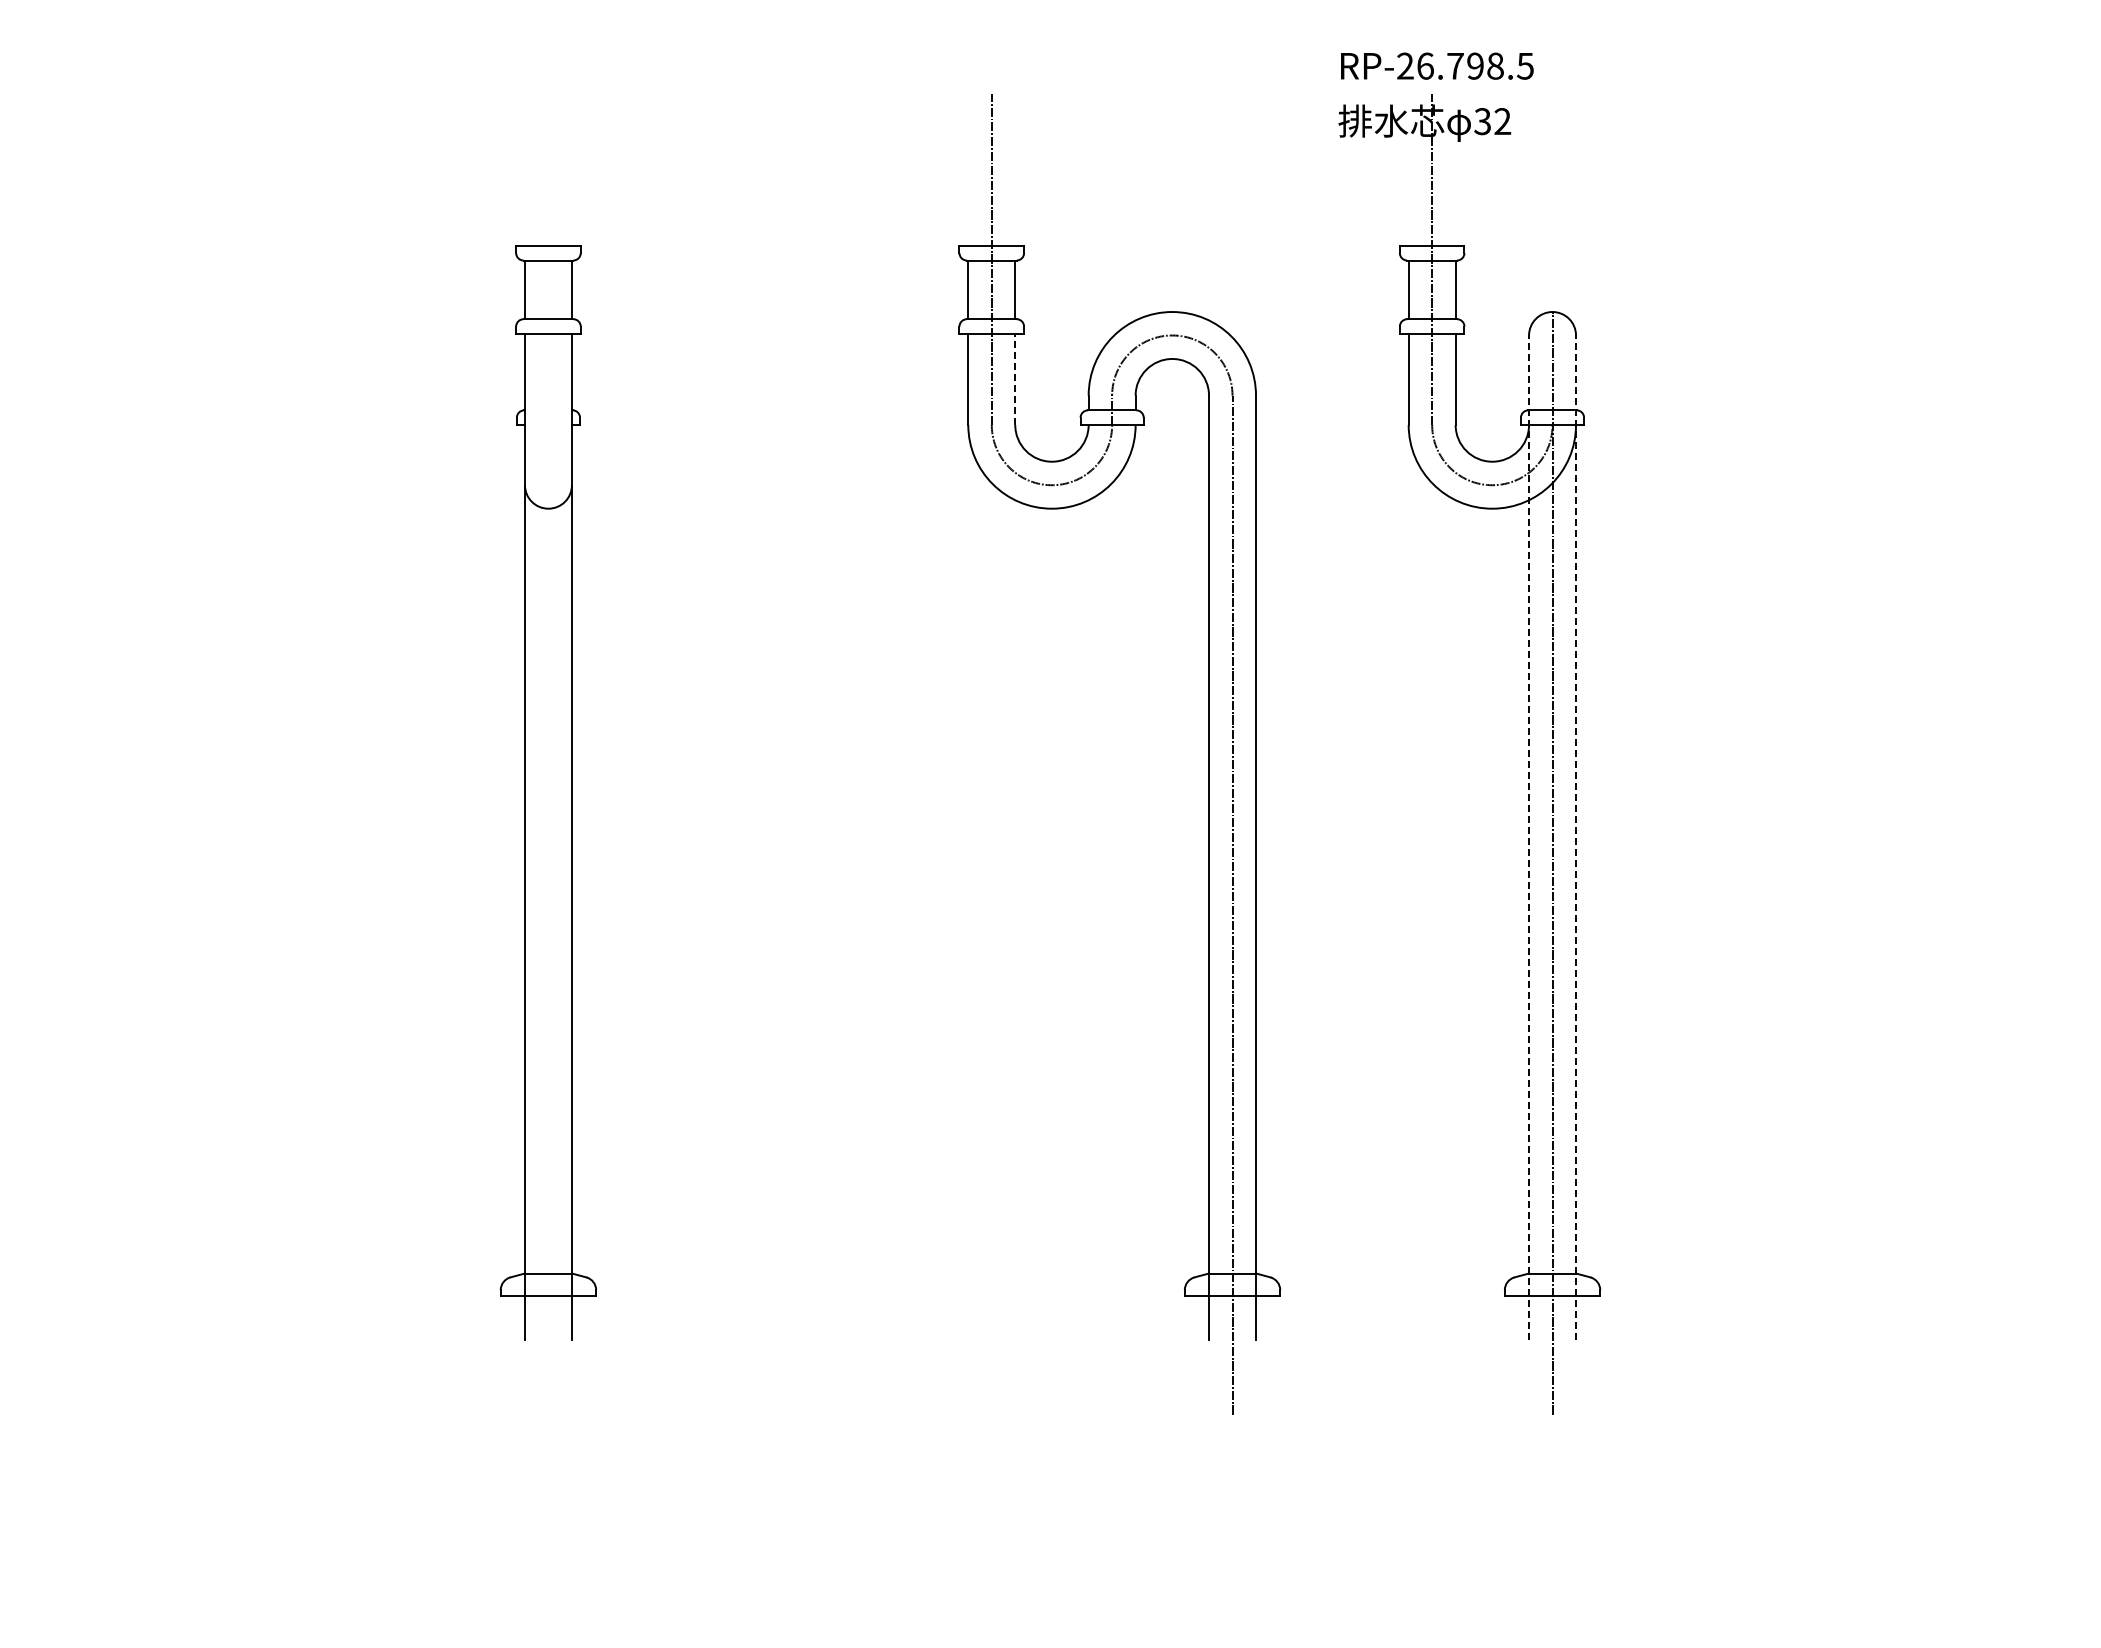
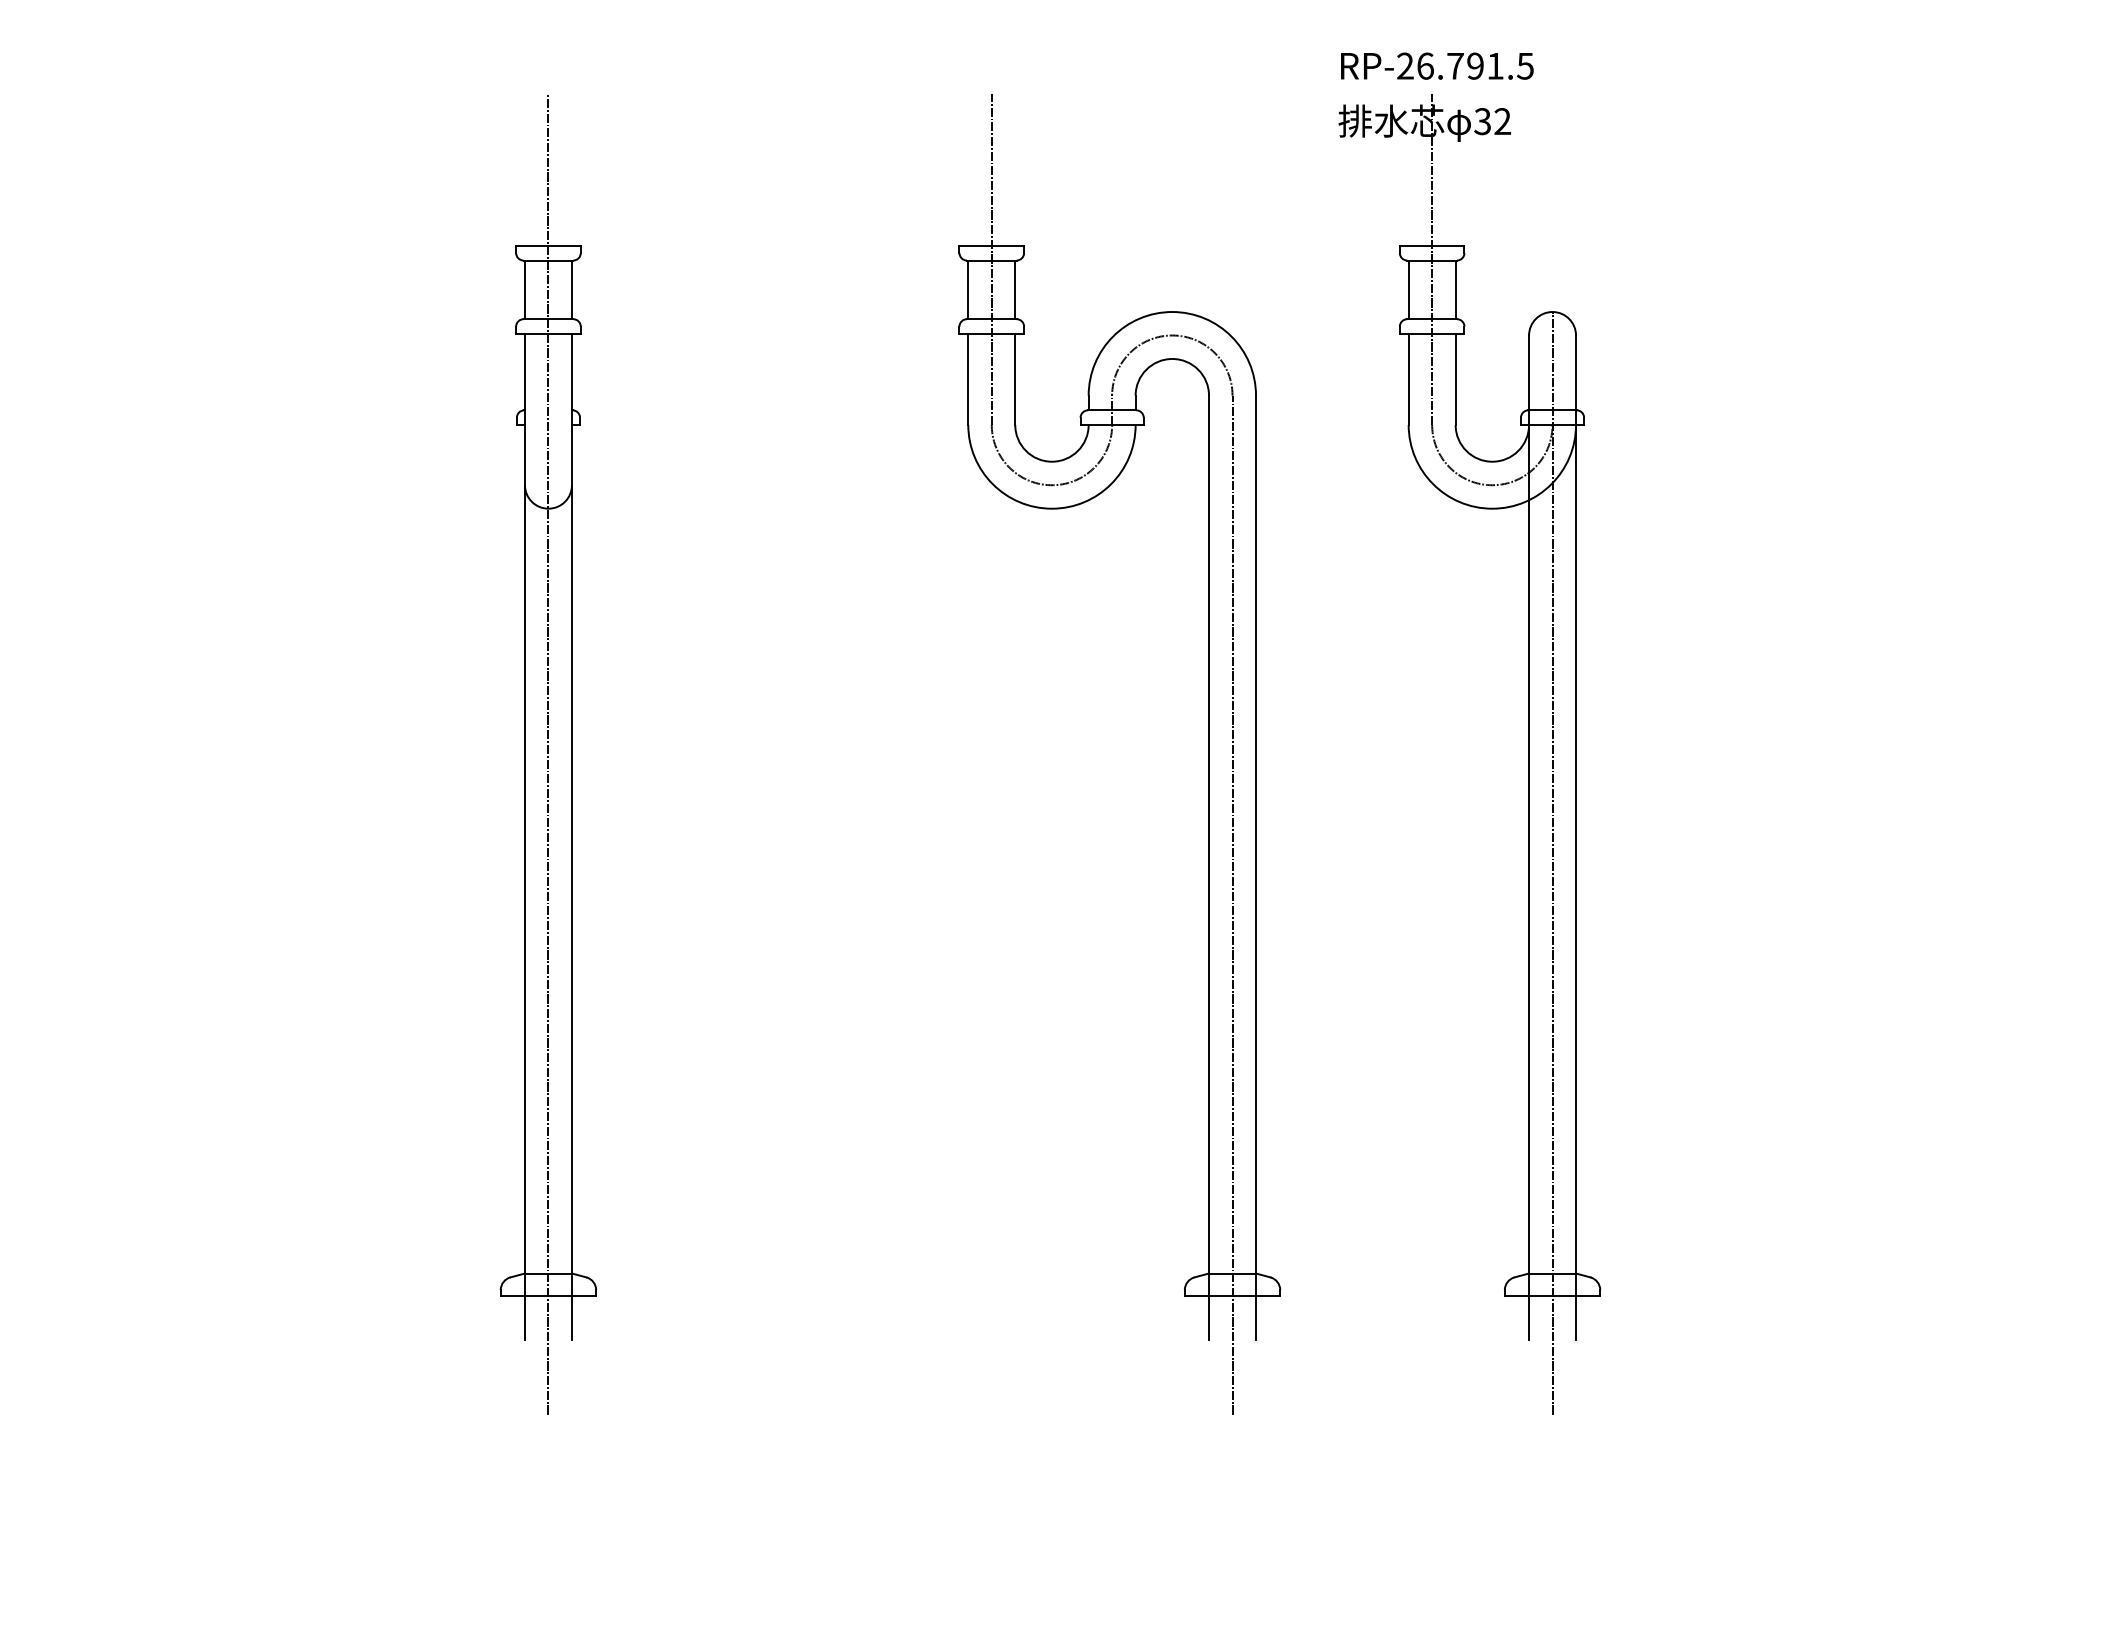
text: RP-26.798.5 -> RP-26.791.5 (1495, 65)
line: dashed -> solid (1015, 379)
line: none -> present (548, 754)
line: dashed -> solid (1529, 837)
line: dashed -> solid (1576, 837)
